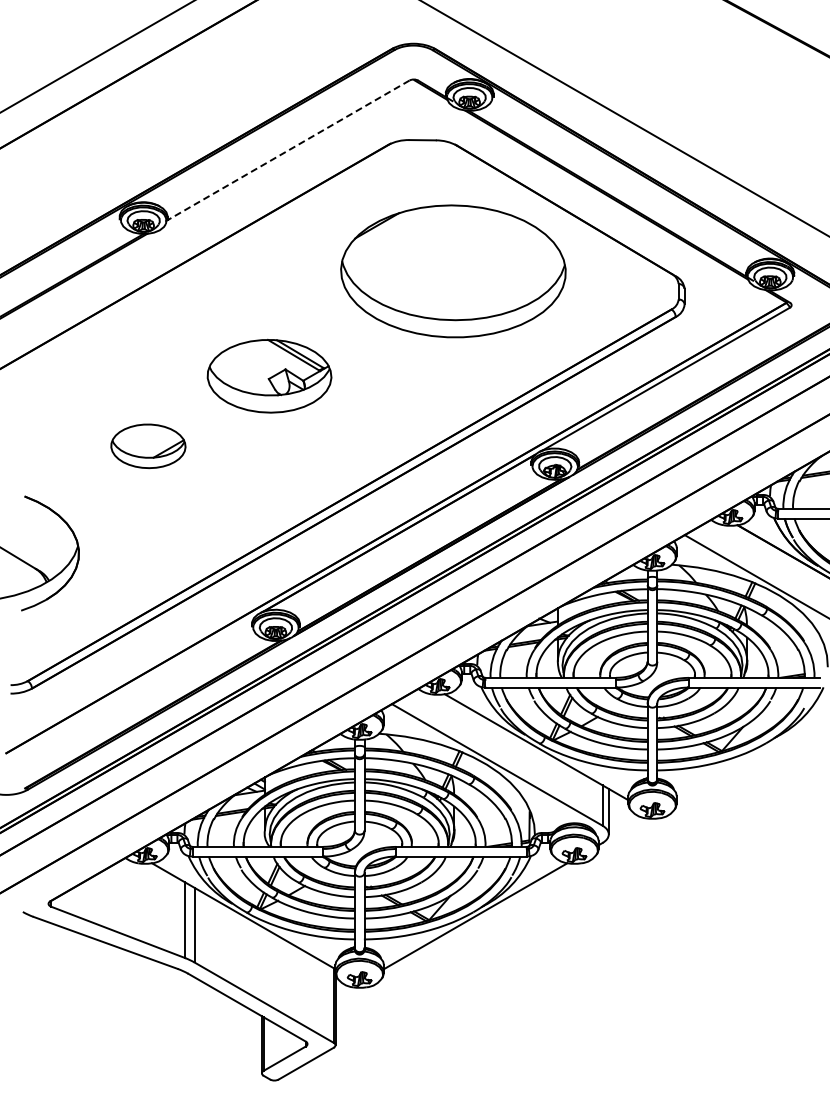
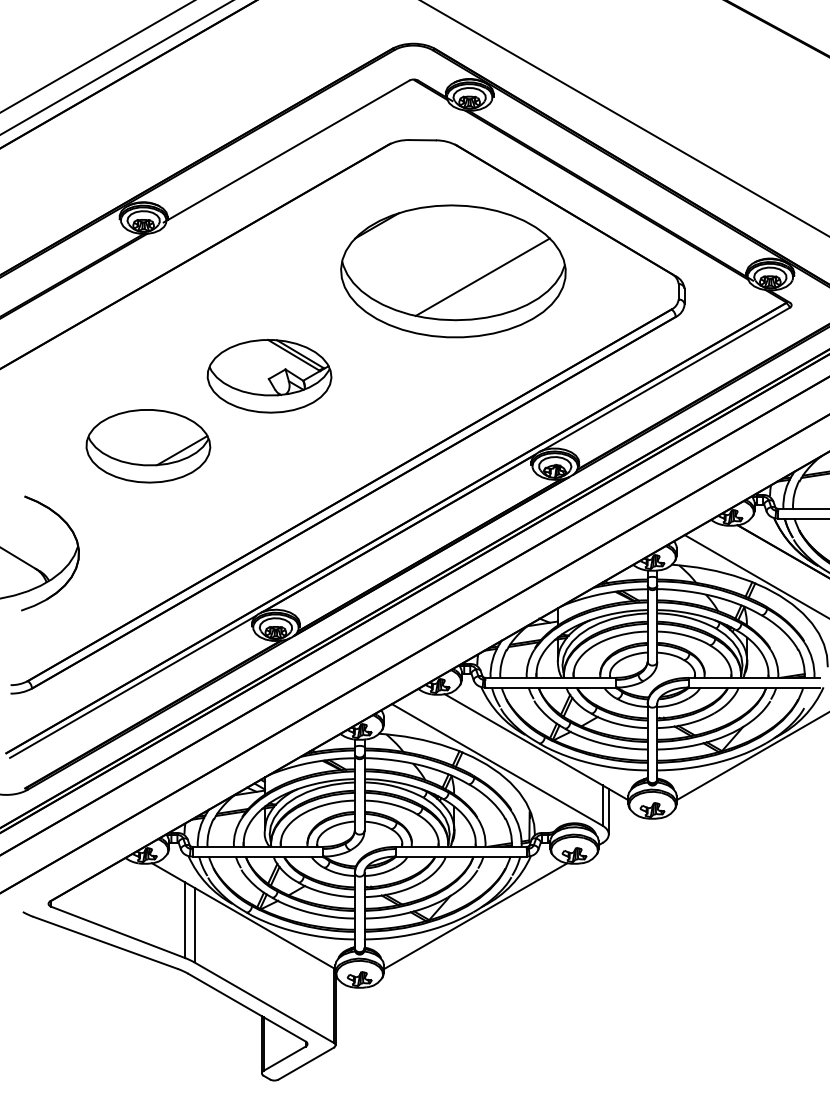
line: none -> present (116, 67)
line: dashed -> solid (286, 151)
line: none -> present (482, 276)
part size: 77x47 px -> 127x75 px (148, 446)
line: none -> present (132, 686)
line: none -> present (751, 756)
